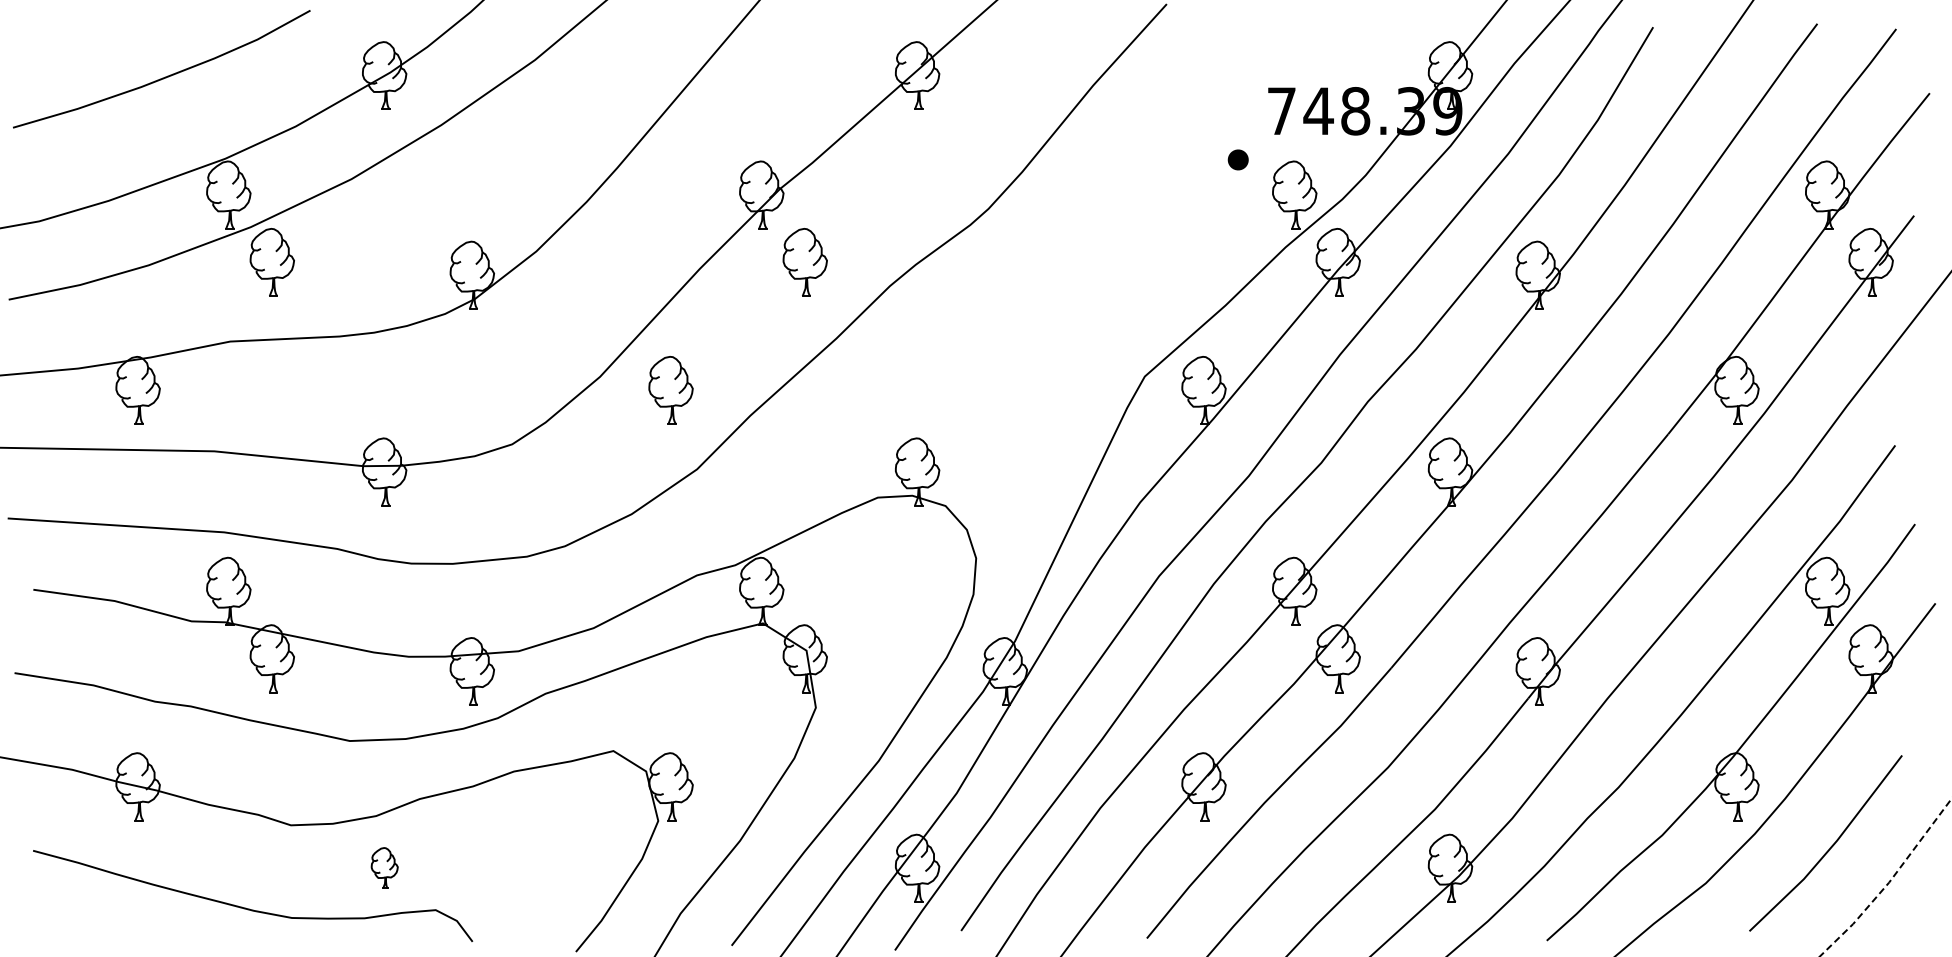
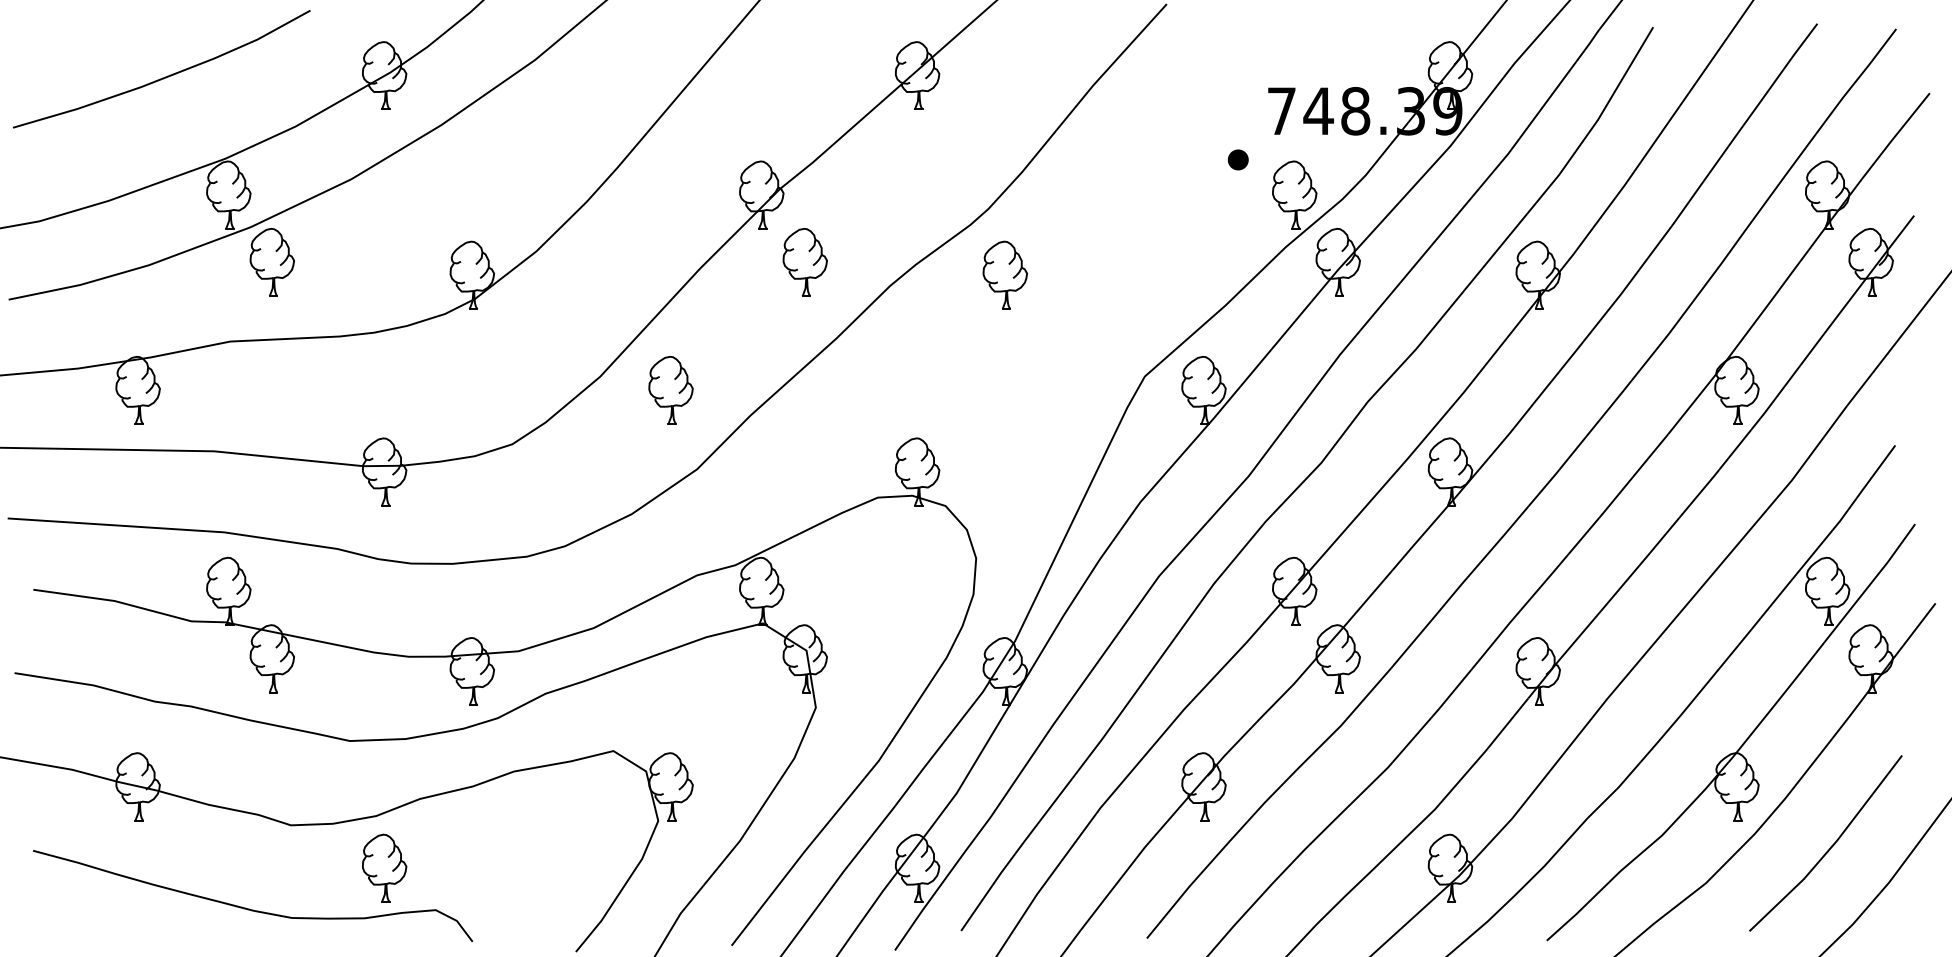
part: none -> present (1004, 274)
part size: 29x42 px -> 46x70 px (384, 867)
line: dashed -> solid (1889, 882)
